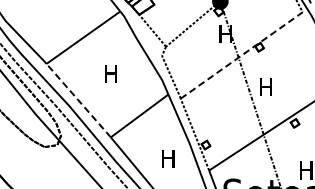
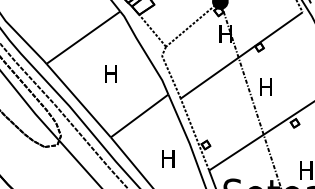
line: dashed -> solid (241, 55)
line: dashed -> solid (78, 100)
